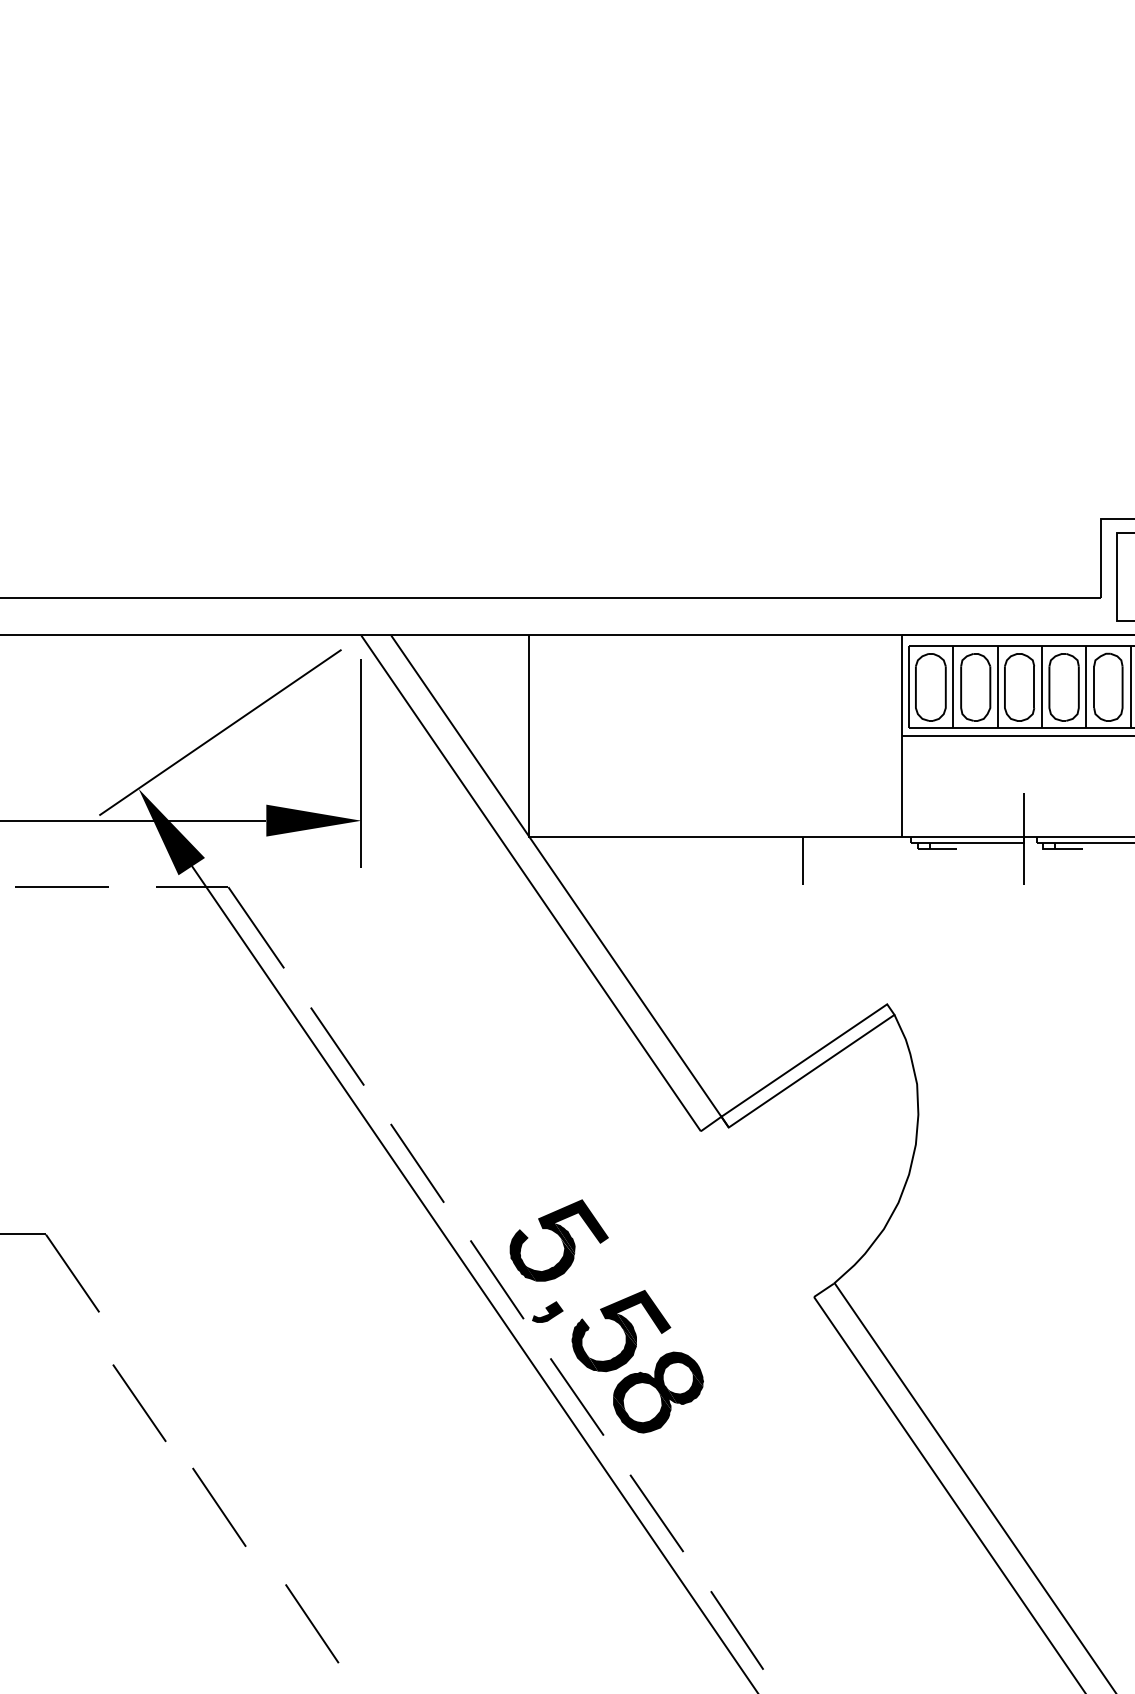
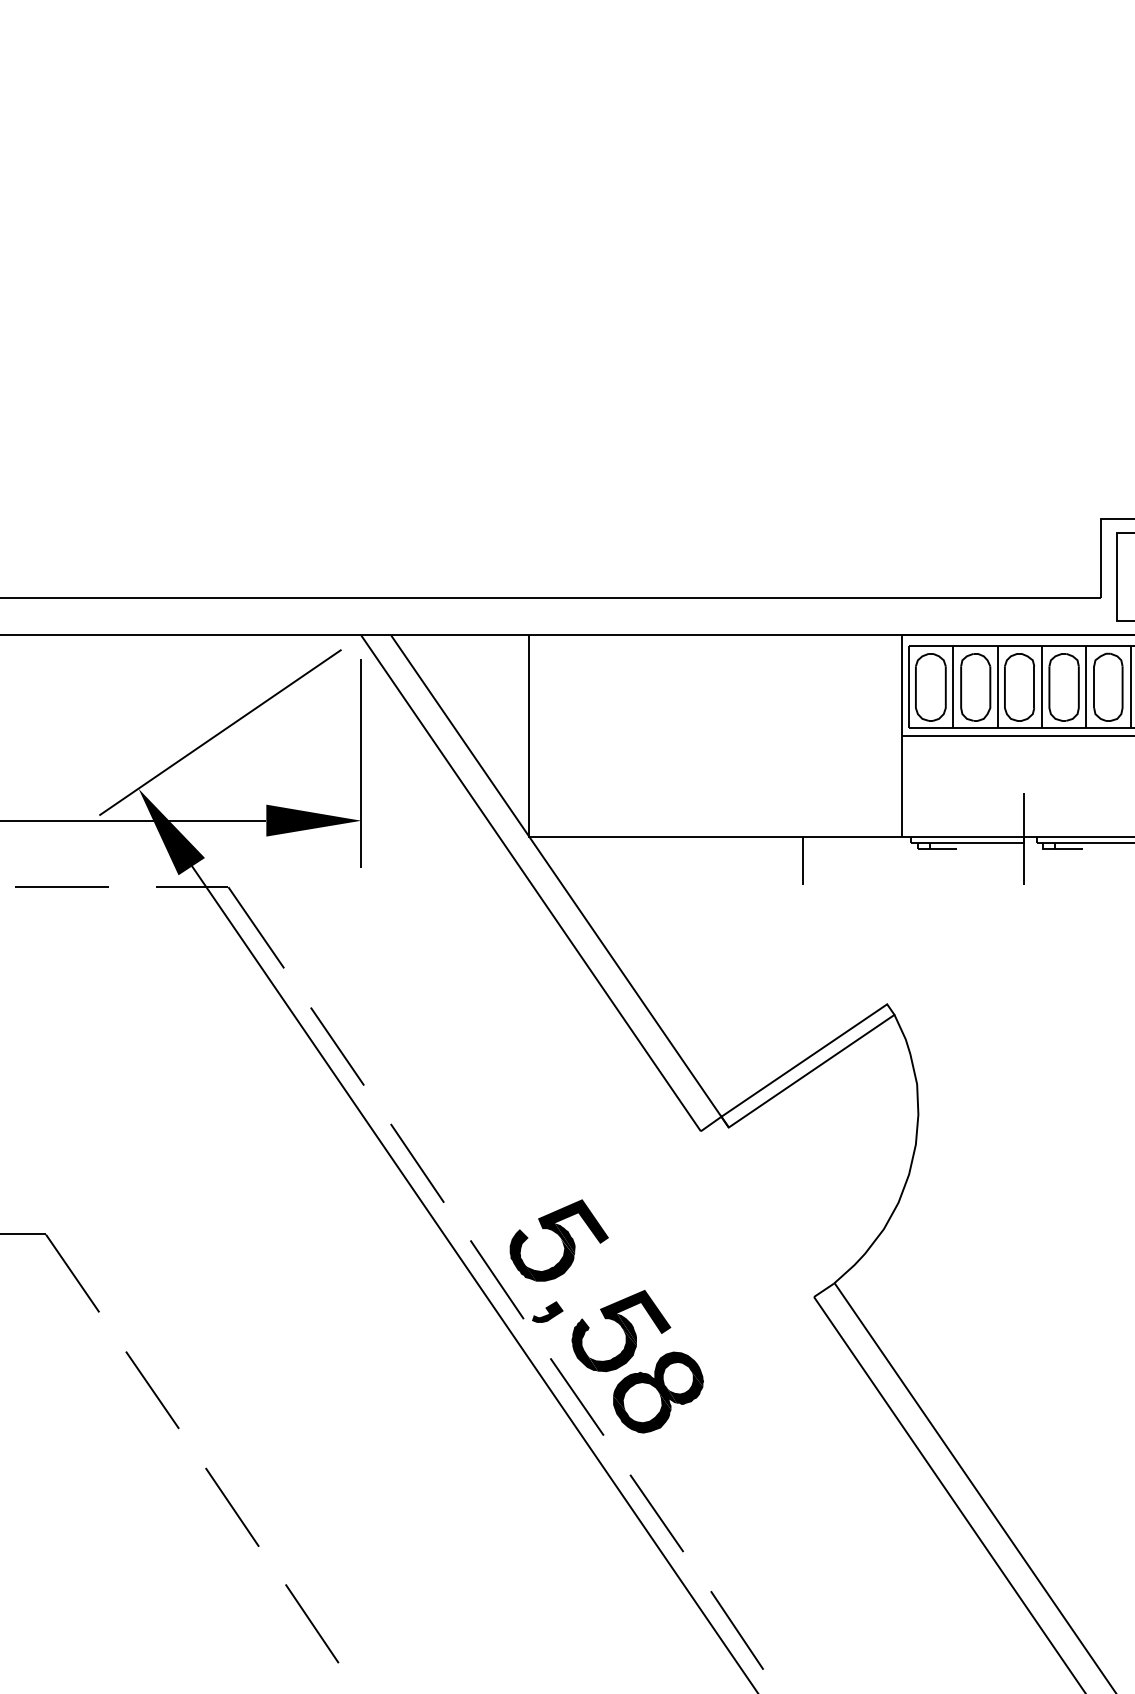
line position: (139, 1403) -> (152, 1390) (152, 1390)
line position: (219, 1506) -> (232, 1506) (232, 1506)
